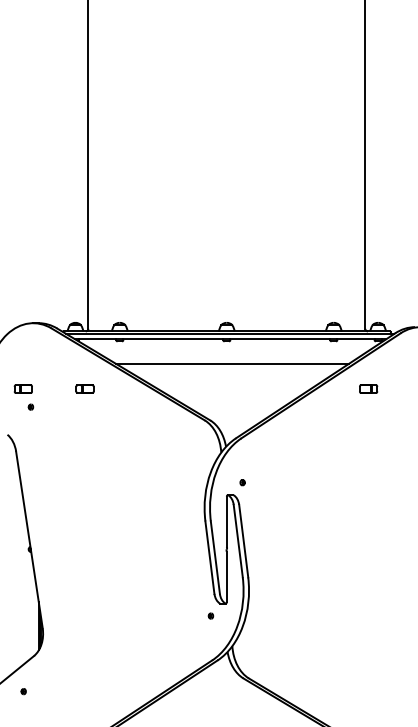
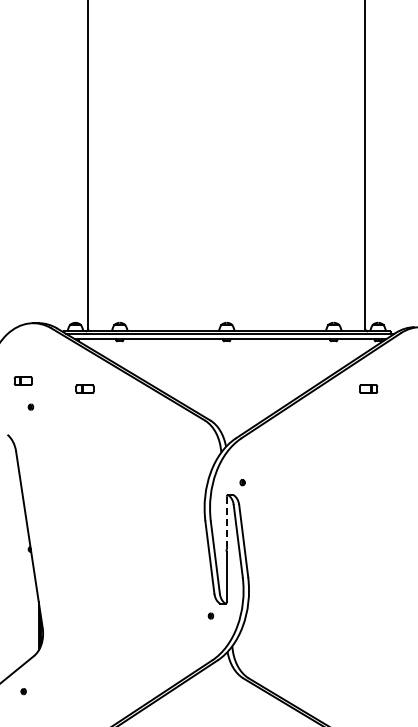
line: present -> none (232, 363)
part position: (22, 388) -> (22, 380) (22, 380)
line: solid -> dashed (226, 522)
